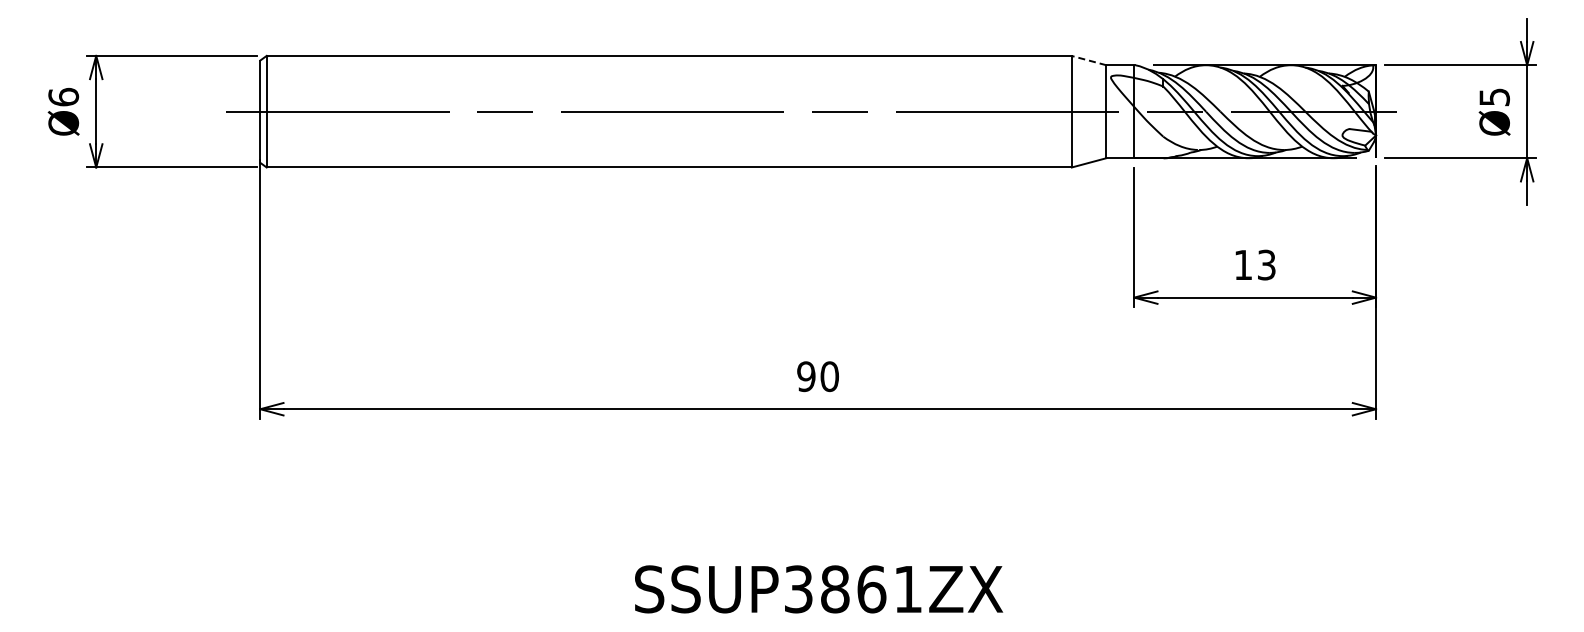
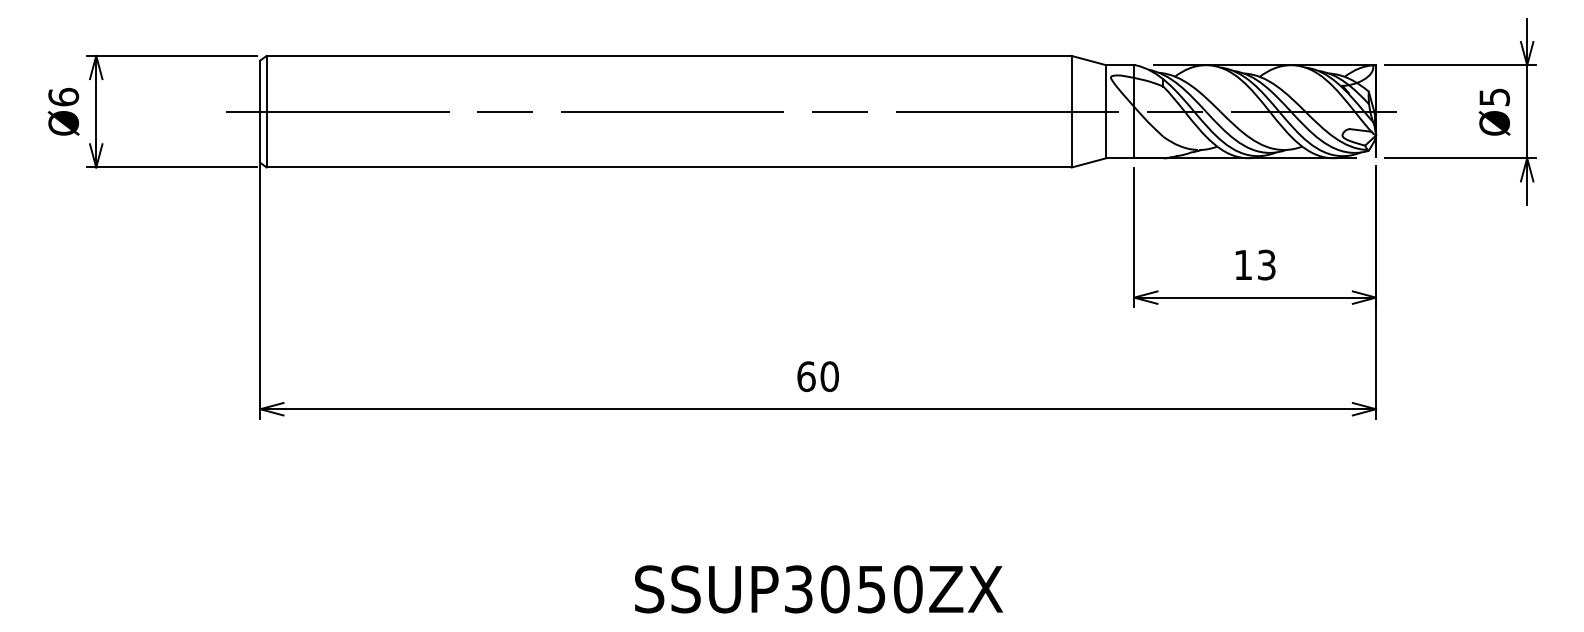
line: dashed -> solid (1088, 60)
text: 90 -> 60 (806, 376)
text: SSUP3861ZX -> SSUP3050ZX (871, 589)
